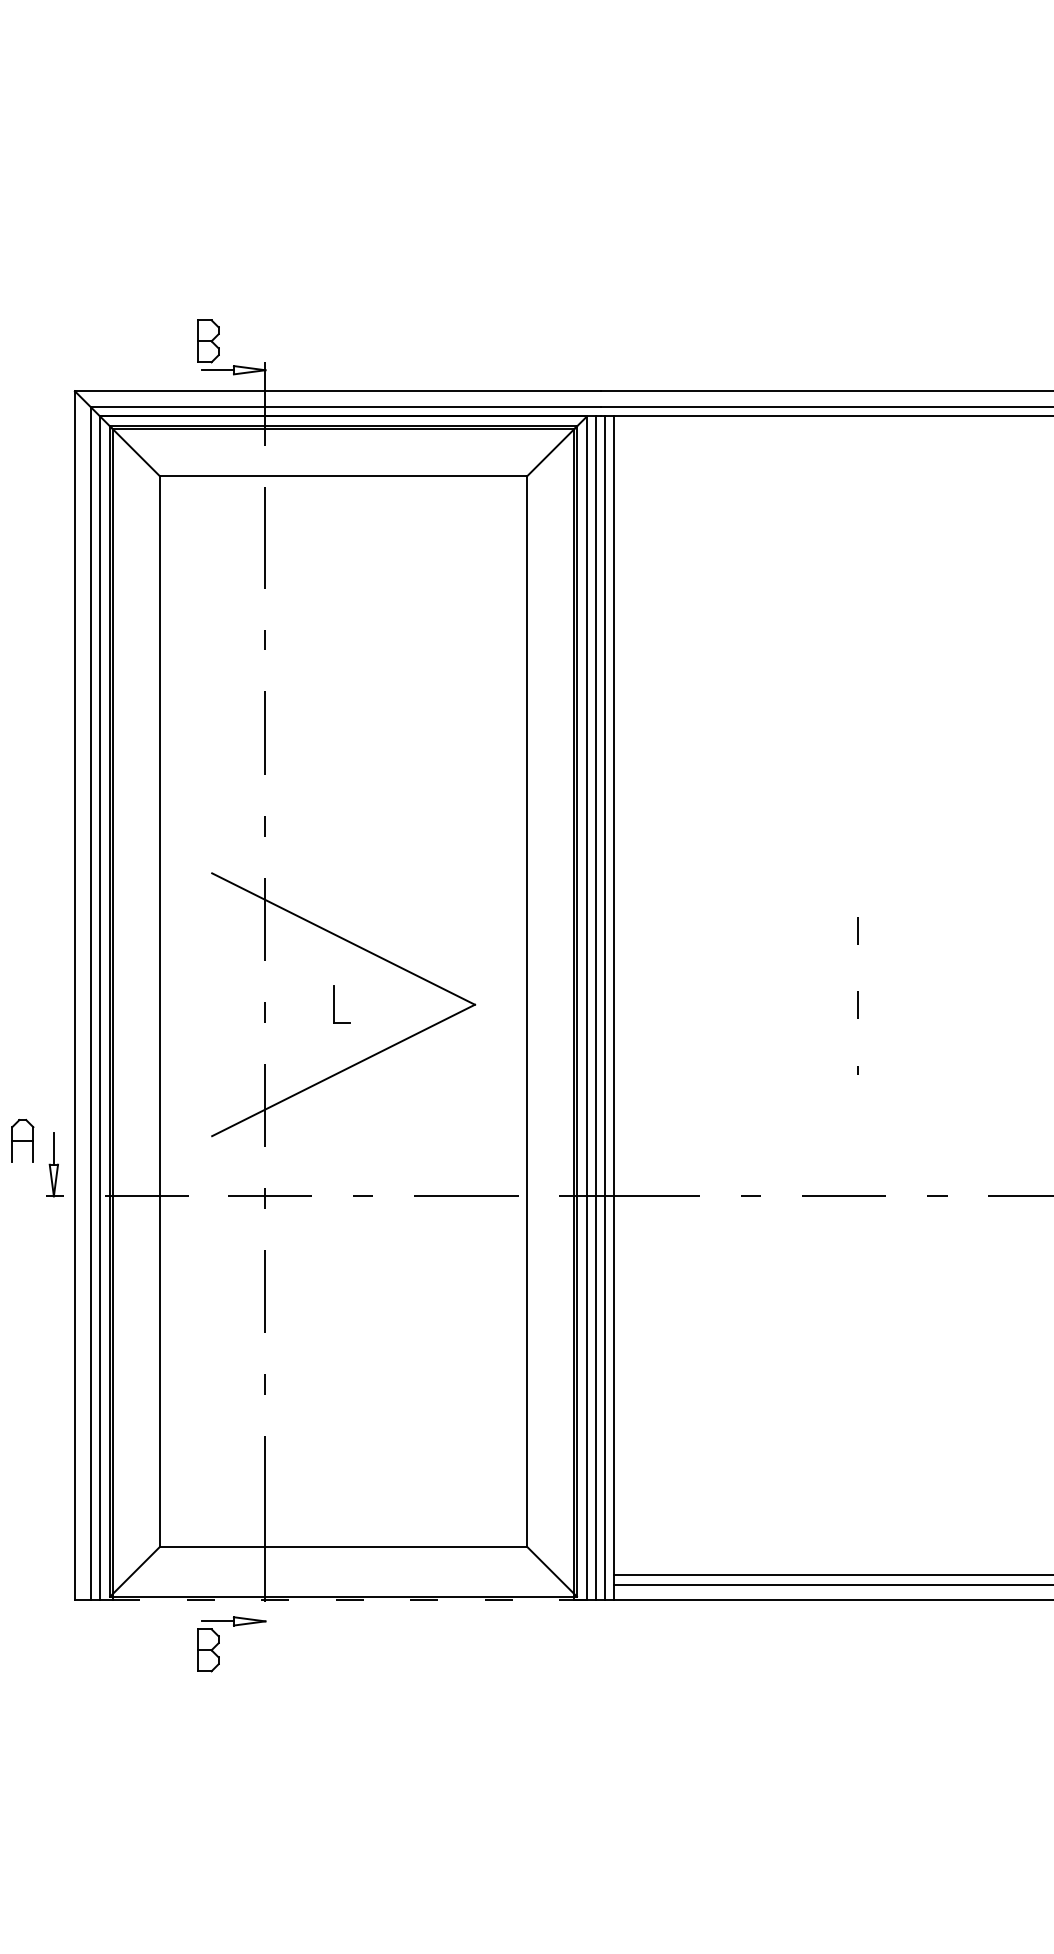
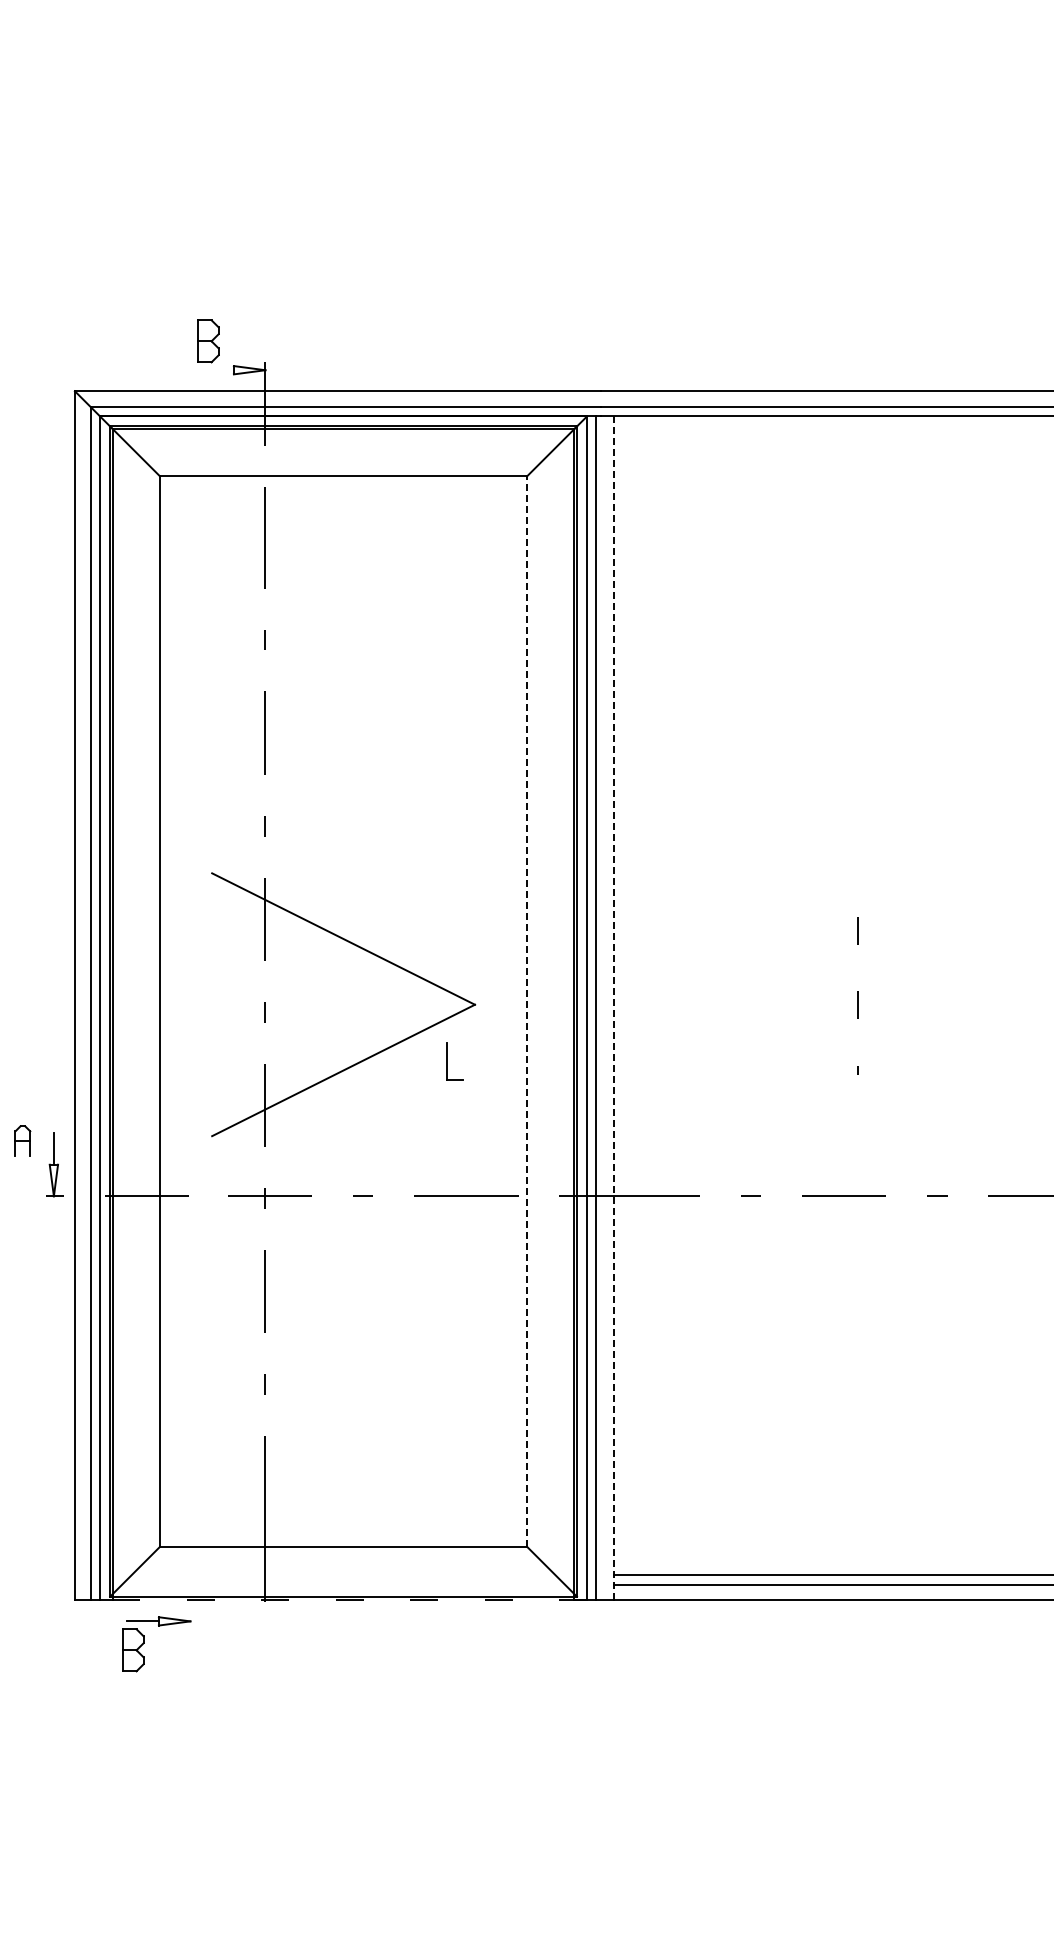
line: present -> none (217, 370)
part position: (334, 1004) -> (447, 1061) (447, 1061)
line: present -> none (605, 1008)
line: solid -> dashed (614, 1008)
line: solid -> dashed (527, 1011)
part size: 24x44 px -> 18x32 px (22, 1140)
part position: (219, 1643) -> (144, 1643) (144, 1643)
